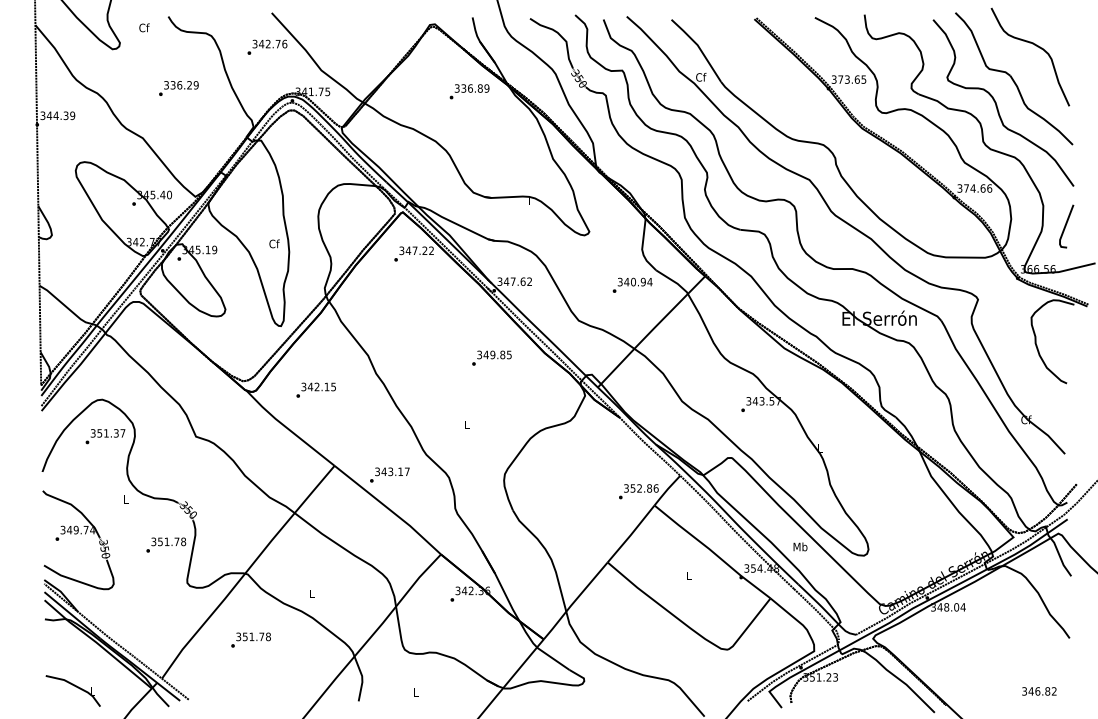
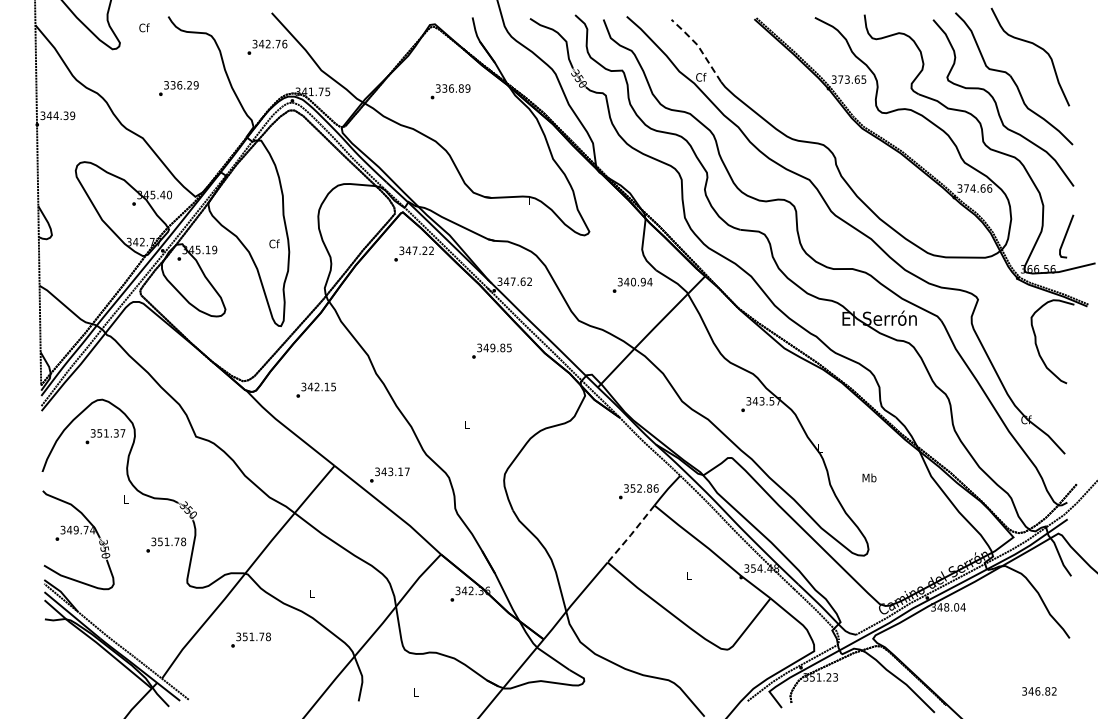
line: solid -> dashed (698, 46)
text position: (469, 91) -> (450, 91) (450, 91)
line position: (1066, 226) -> (1066, 236) (1066, 236)
text position: (491, 357) -> (491, 350) (491, 350)
line: solid -> dashed (631, 534)
text position: (800, 546) -> (869, 477) (869, 477)
part: present -> none (72, 690)
